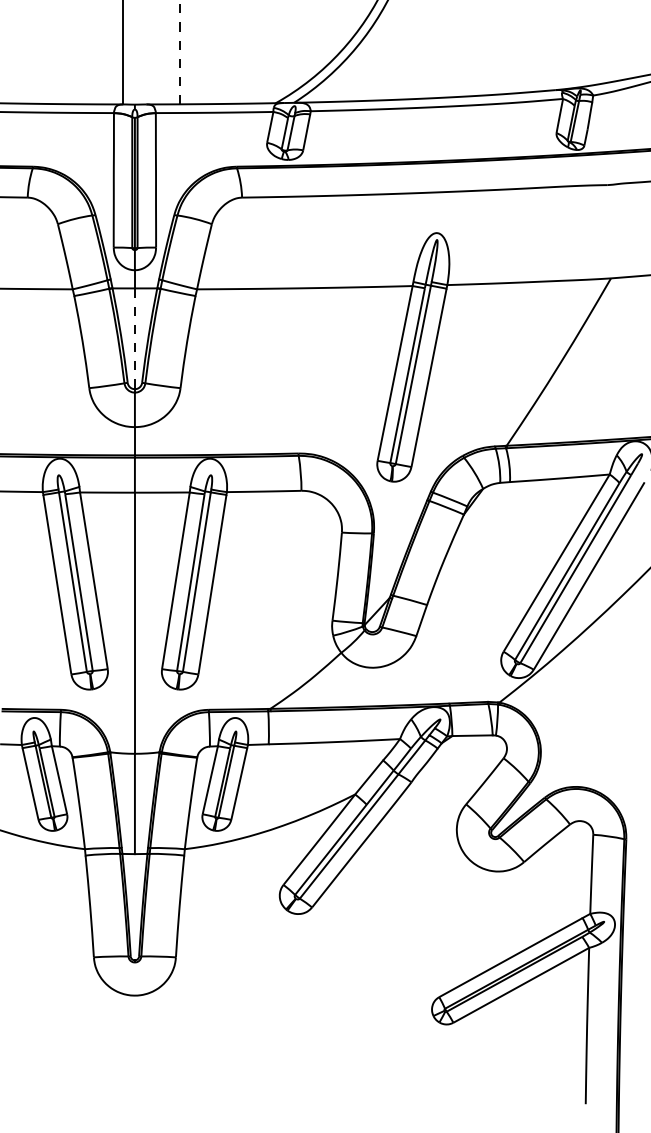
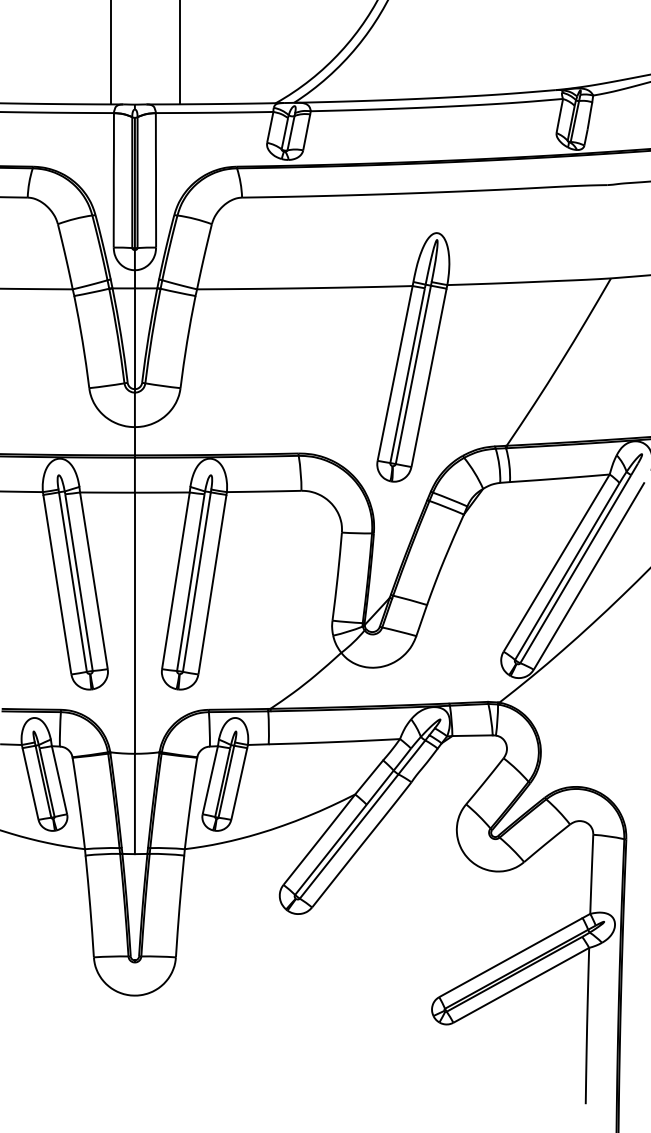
line: dashed -> solid (179, 52)
line position: (122, 53) -> (110, 53) (110, 53)
line: dashed -> solid (134, 339)
